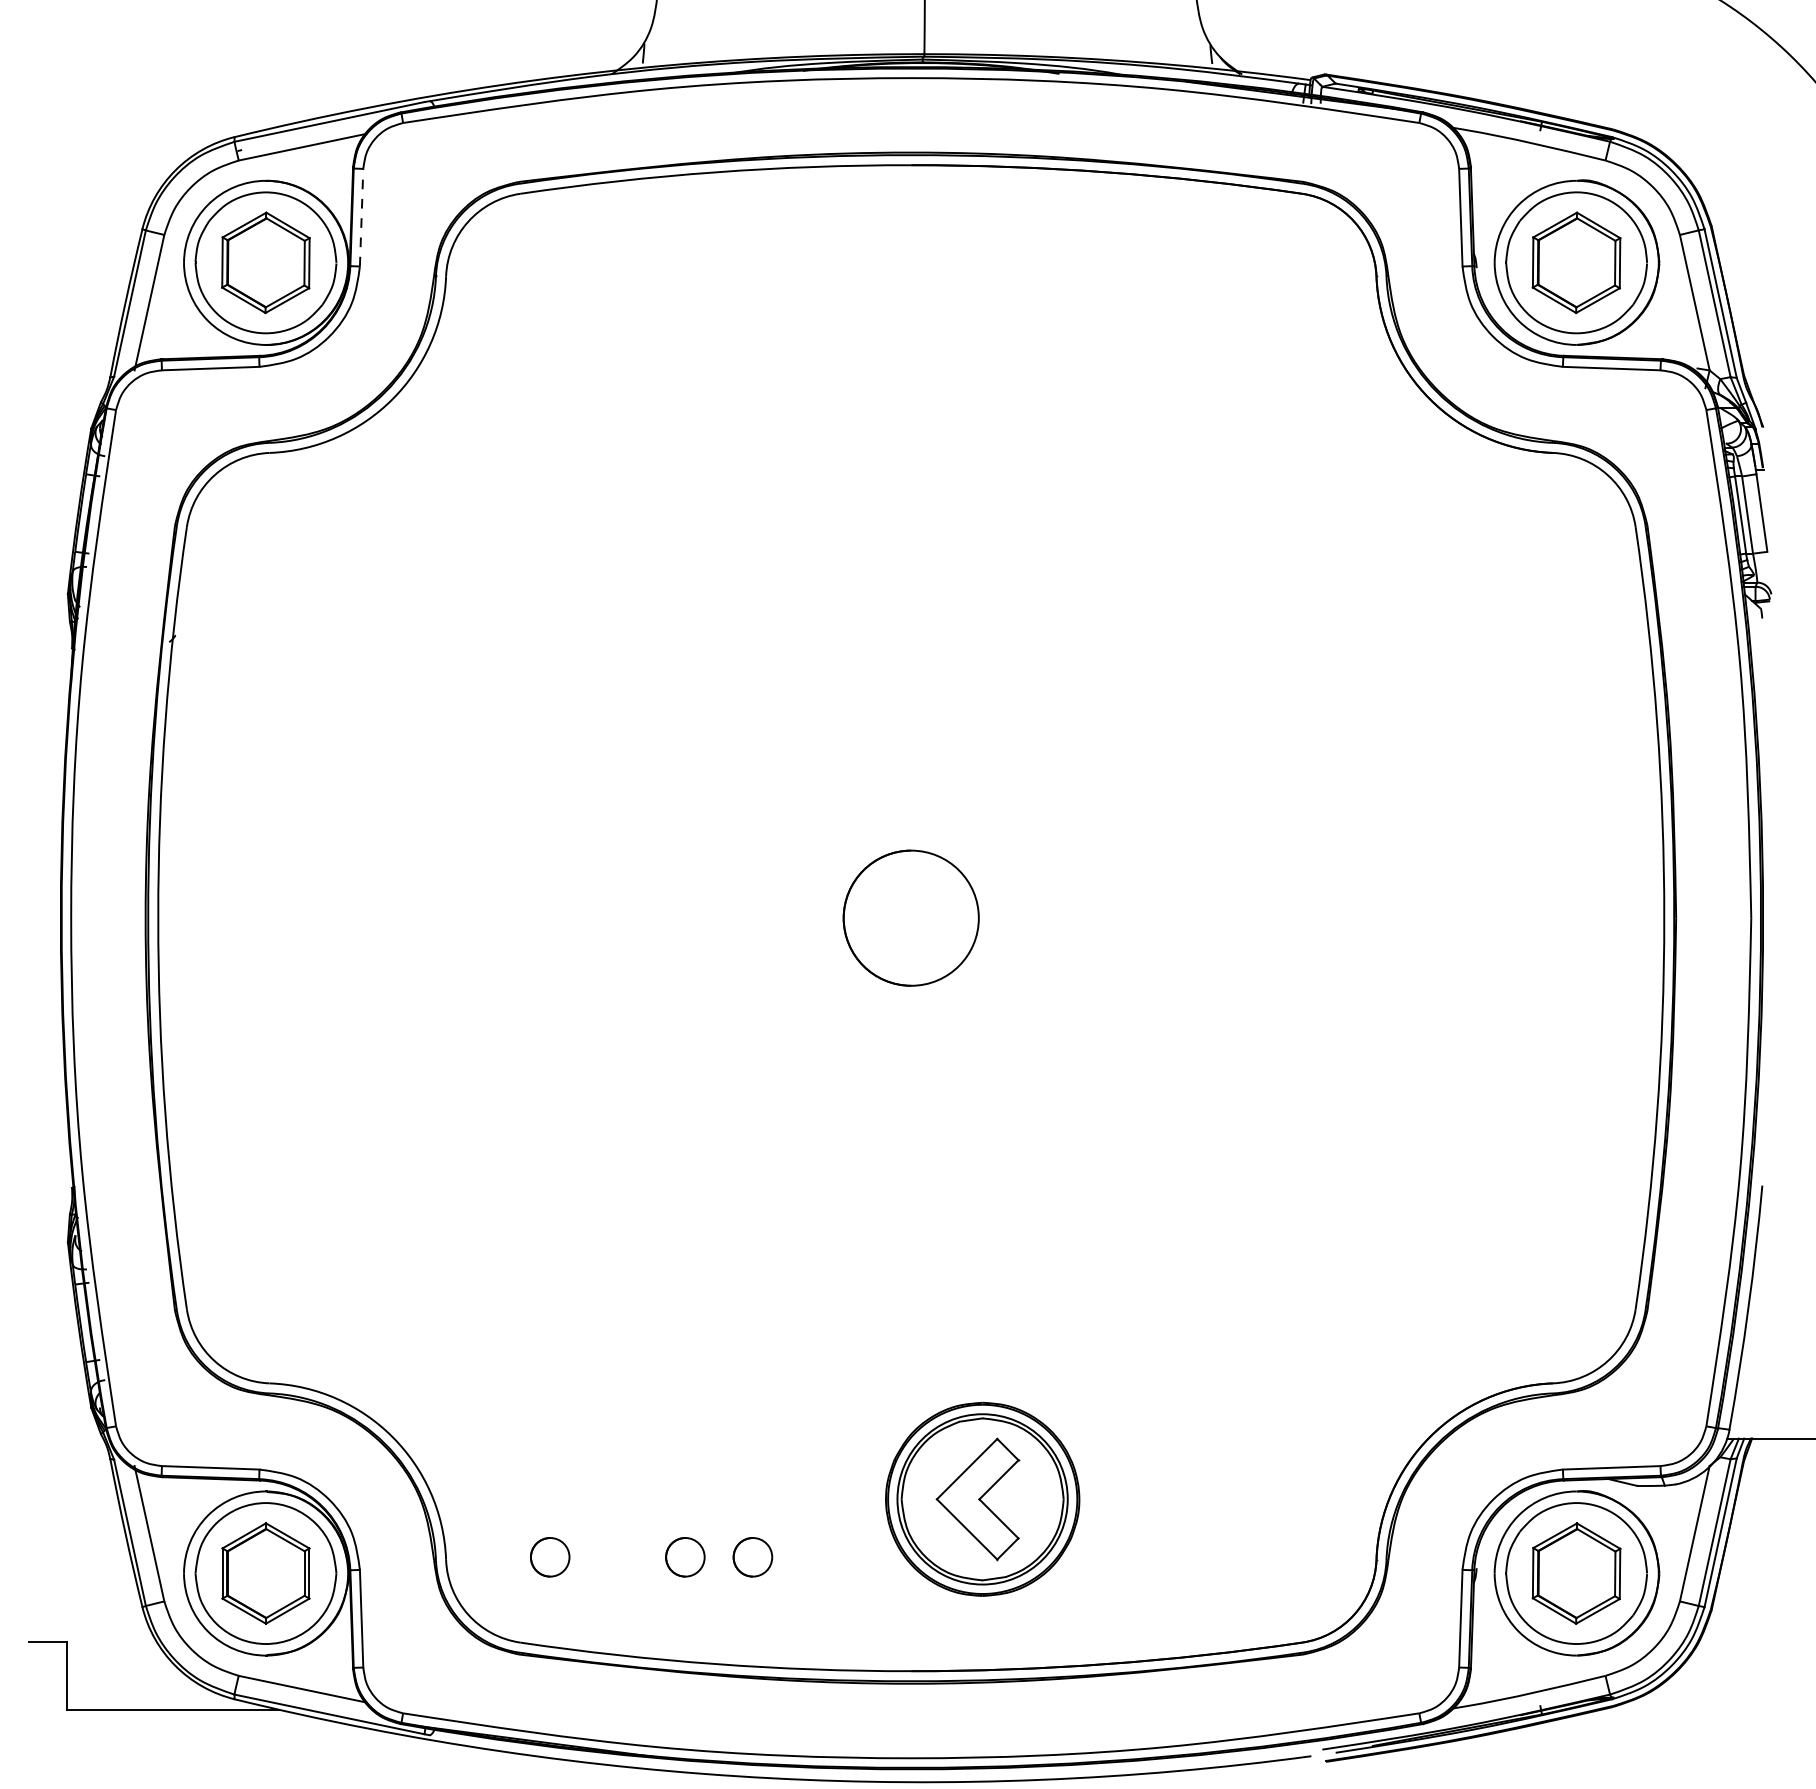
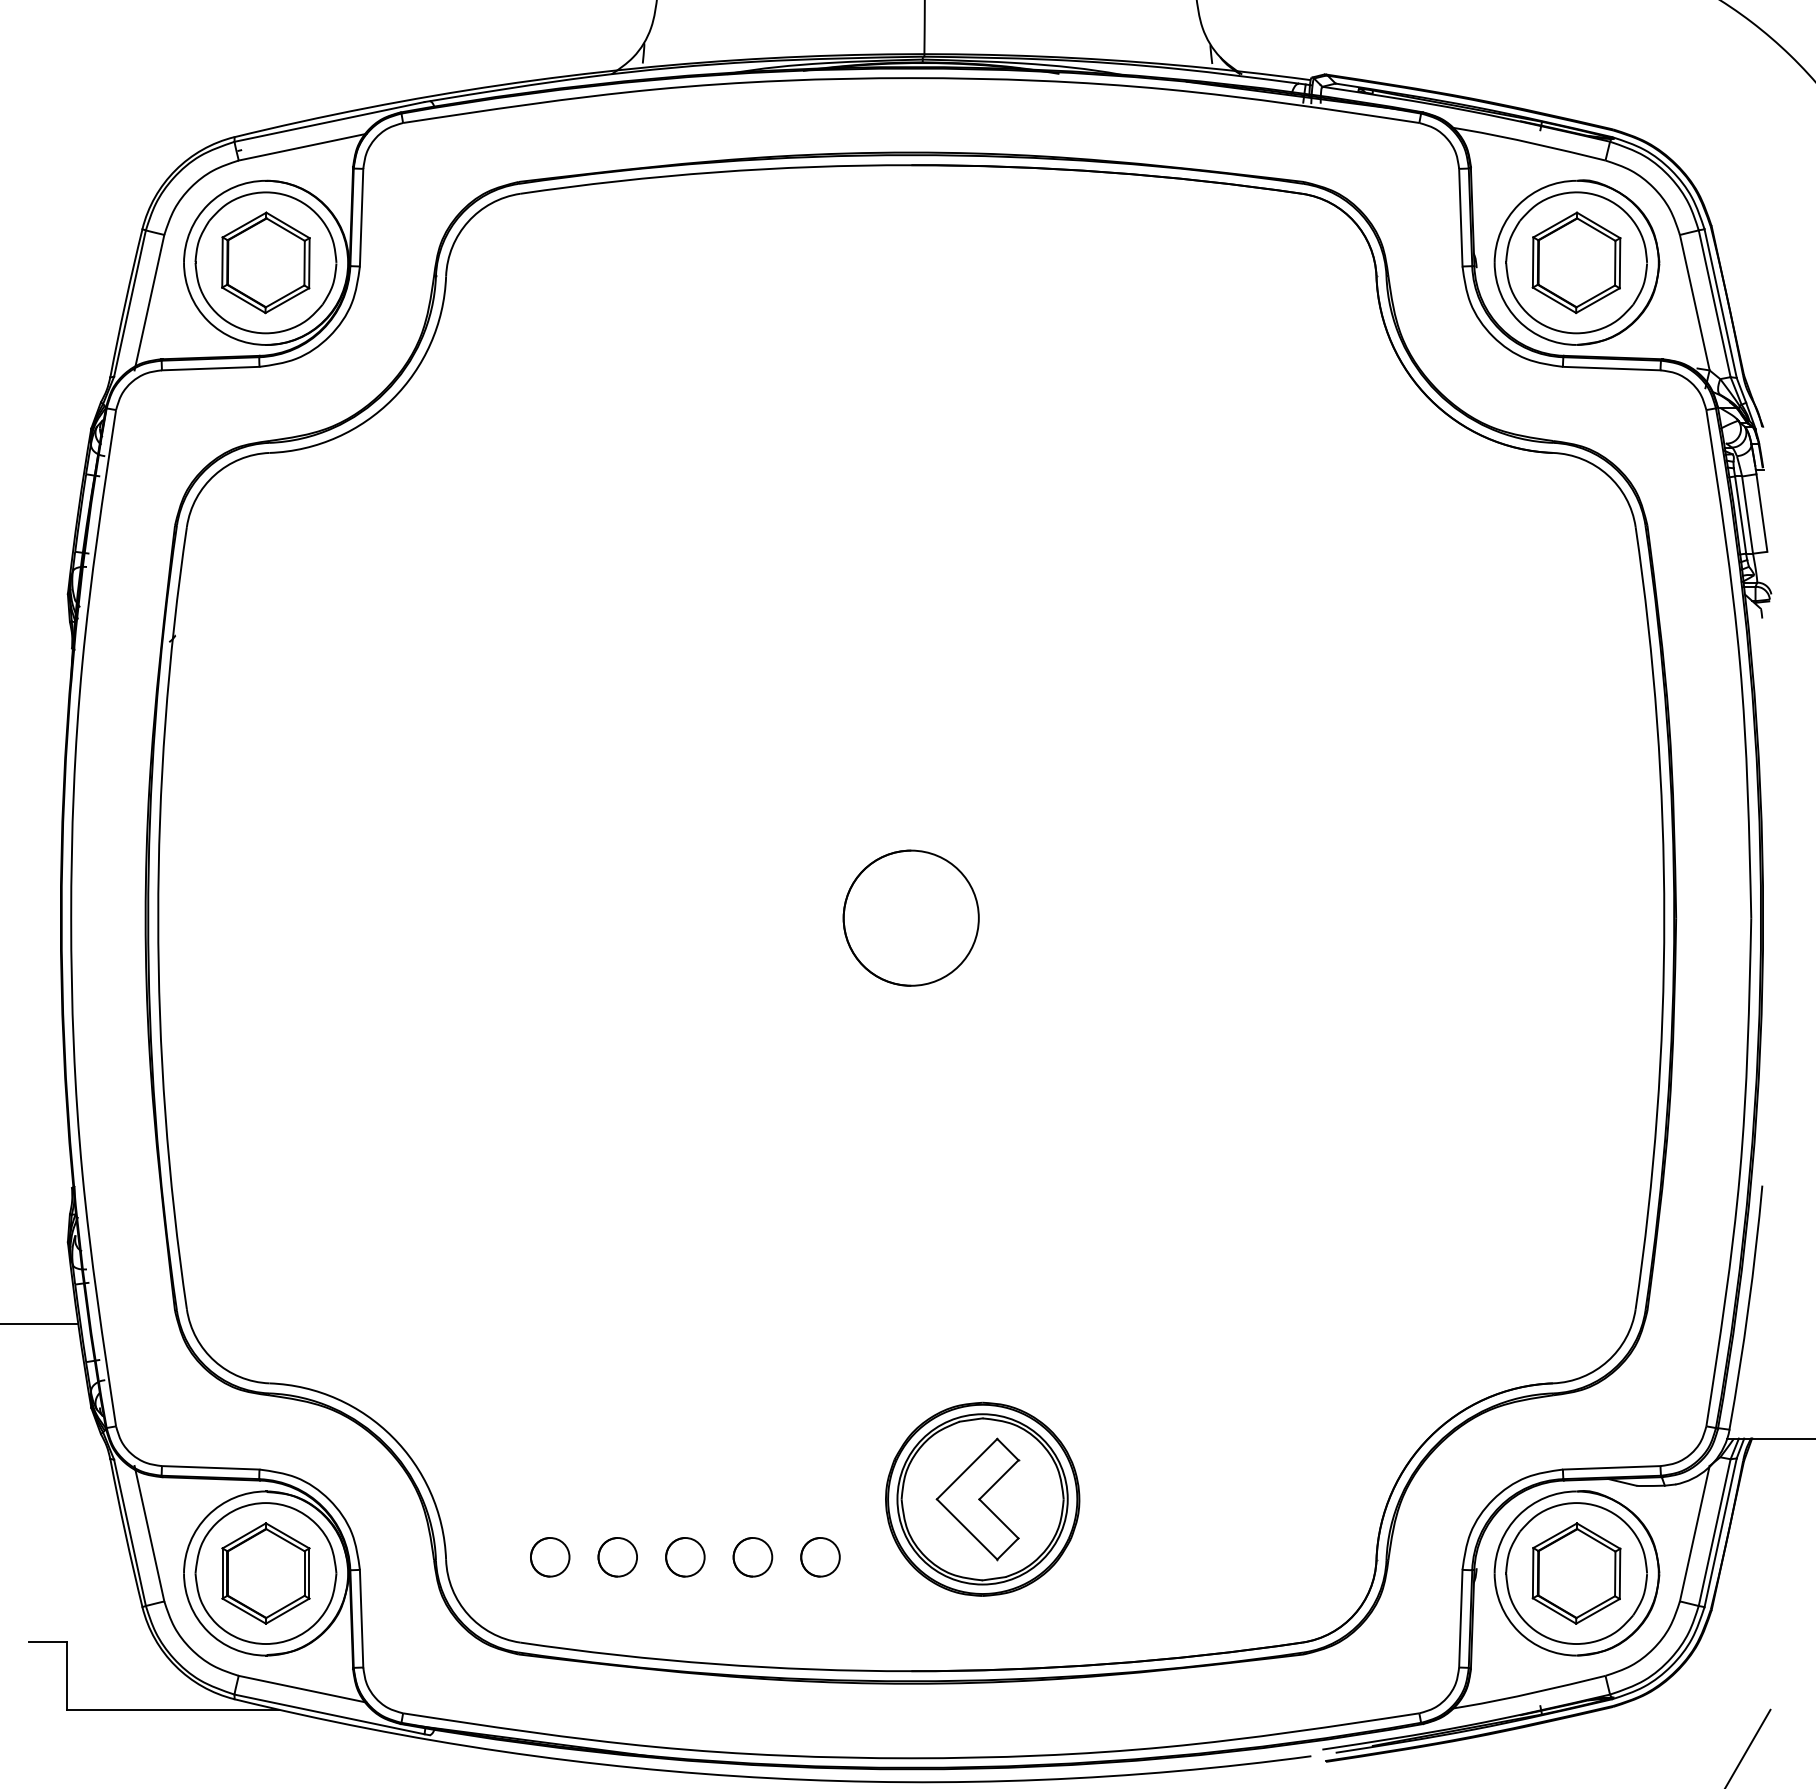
line: dashed -> solid (361, 217)
line: none -> present (40, 1323)
circle: none -> present (617, 1557)
circle: none -> present (820, 1557)
line: none -> present (1748, 1747)
